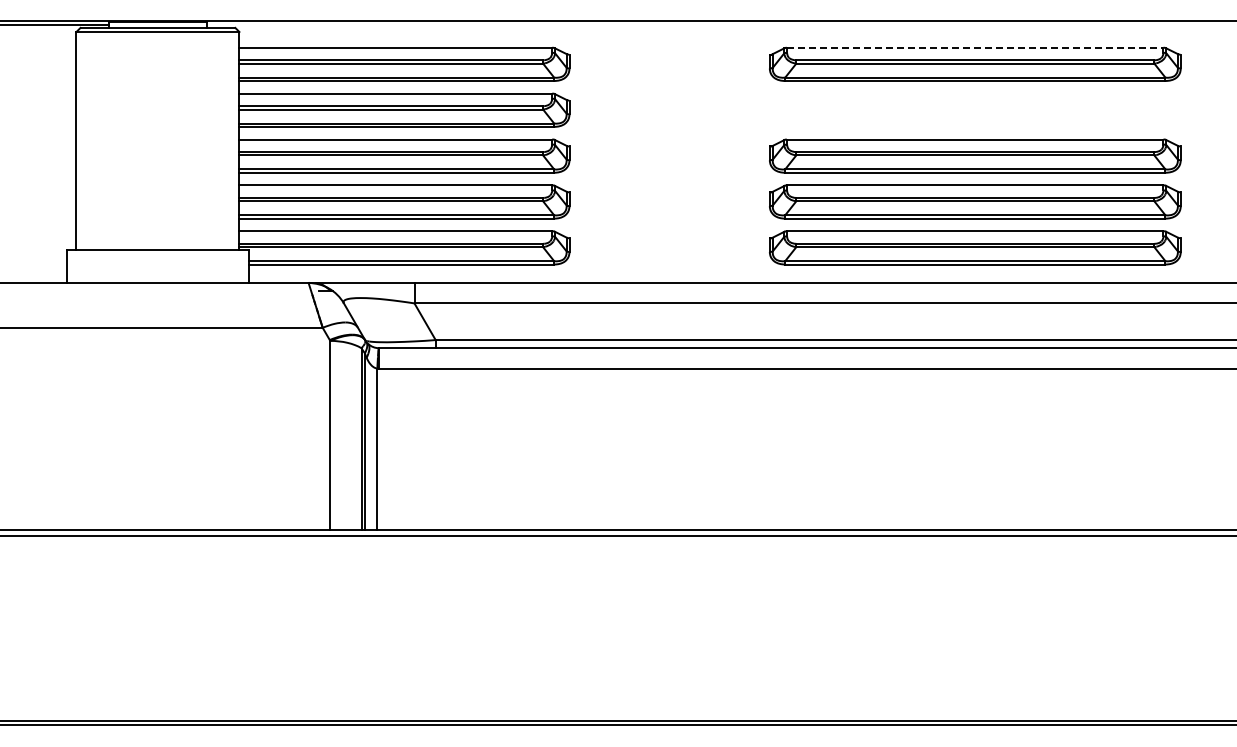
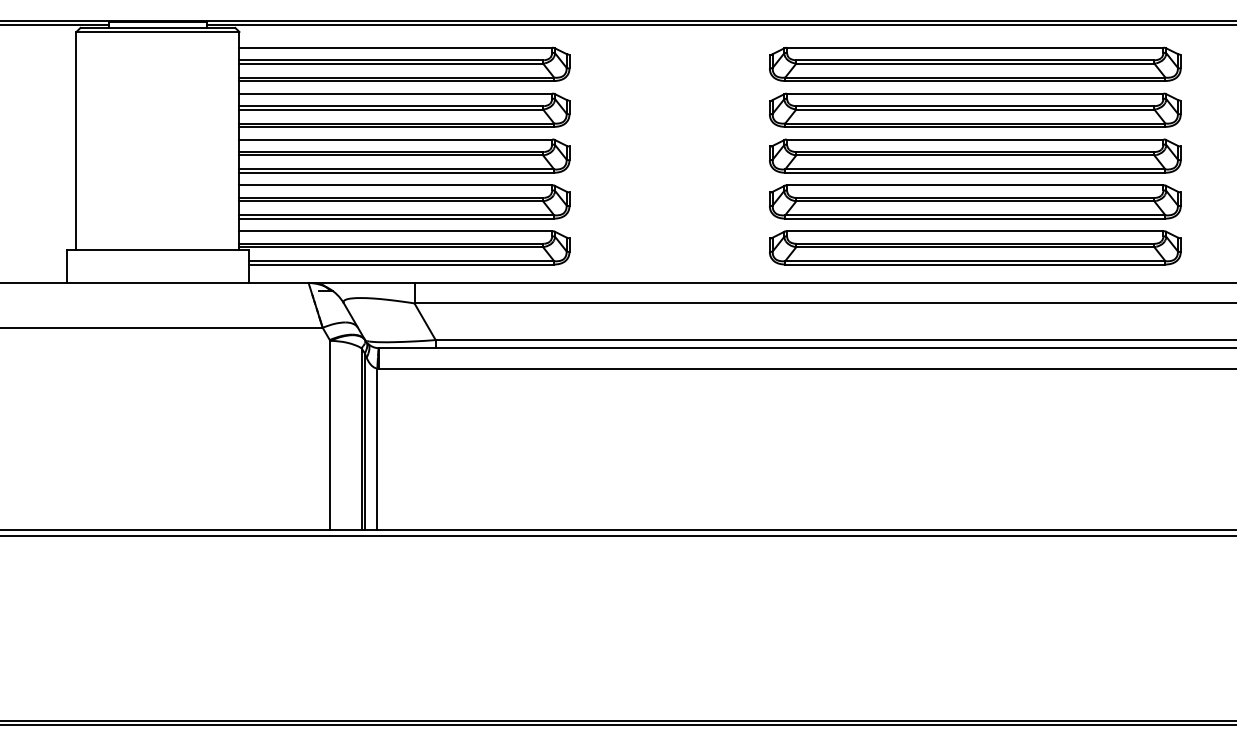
line: none -> present (719, 24)
line: dashed -> solid (975, 47)
part: none -> present (975, 109)
